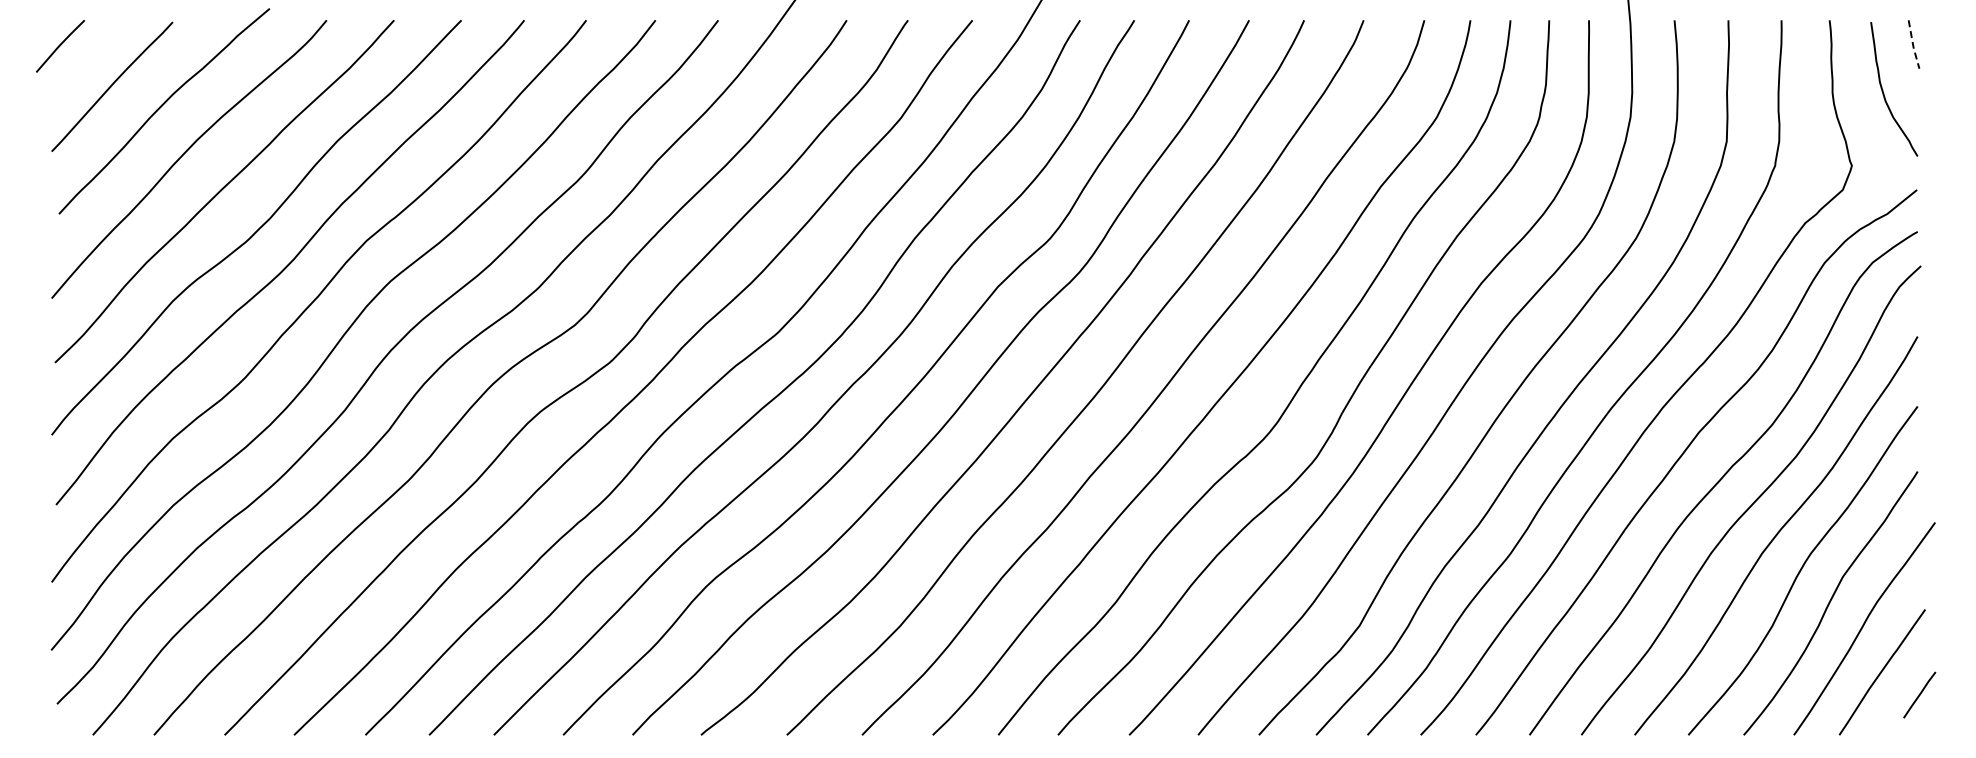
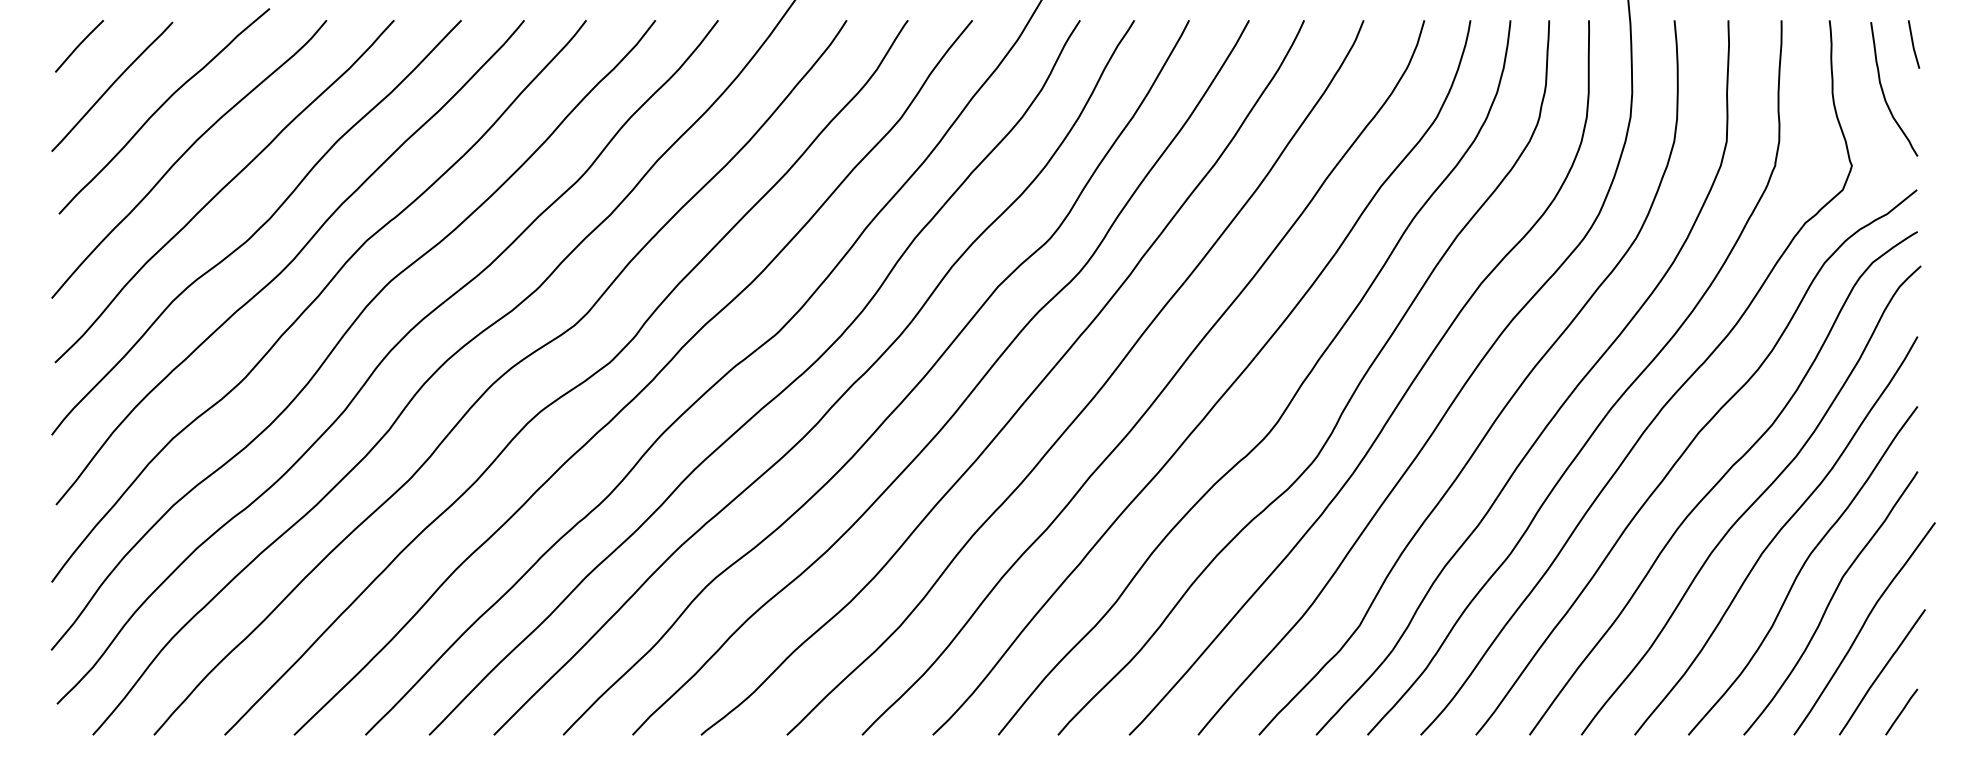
line: dashed -> solid (1913, 45)
line position: (59, 46) -> (78, 46) (78, 46)
line position: (1919, 694) -> (1901, 711) (1901, 711)
